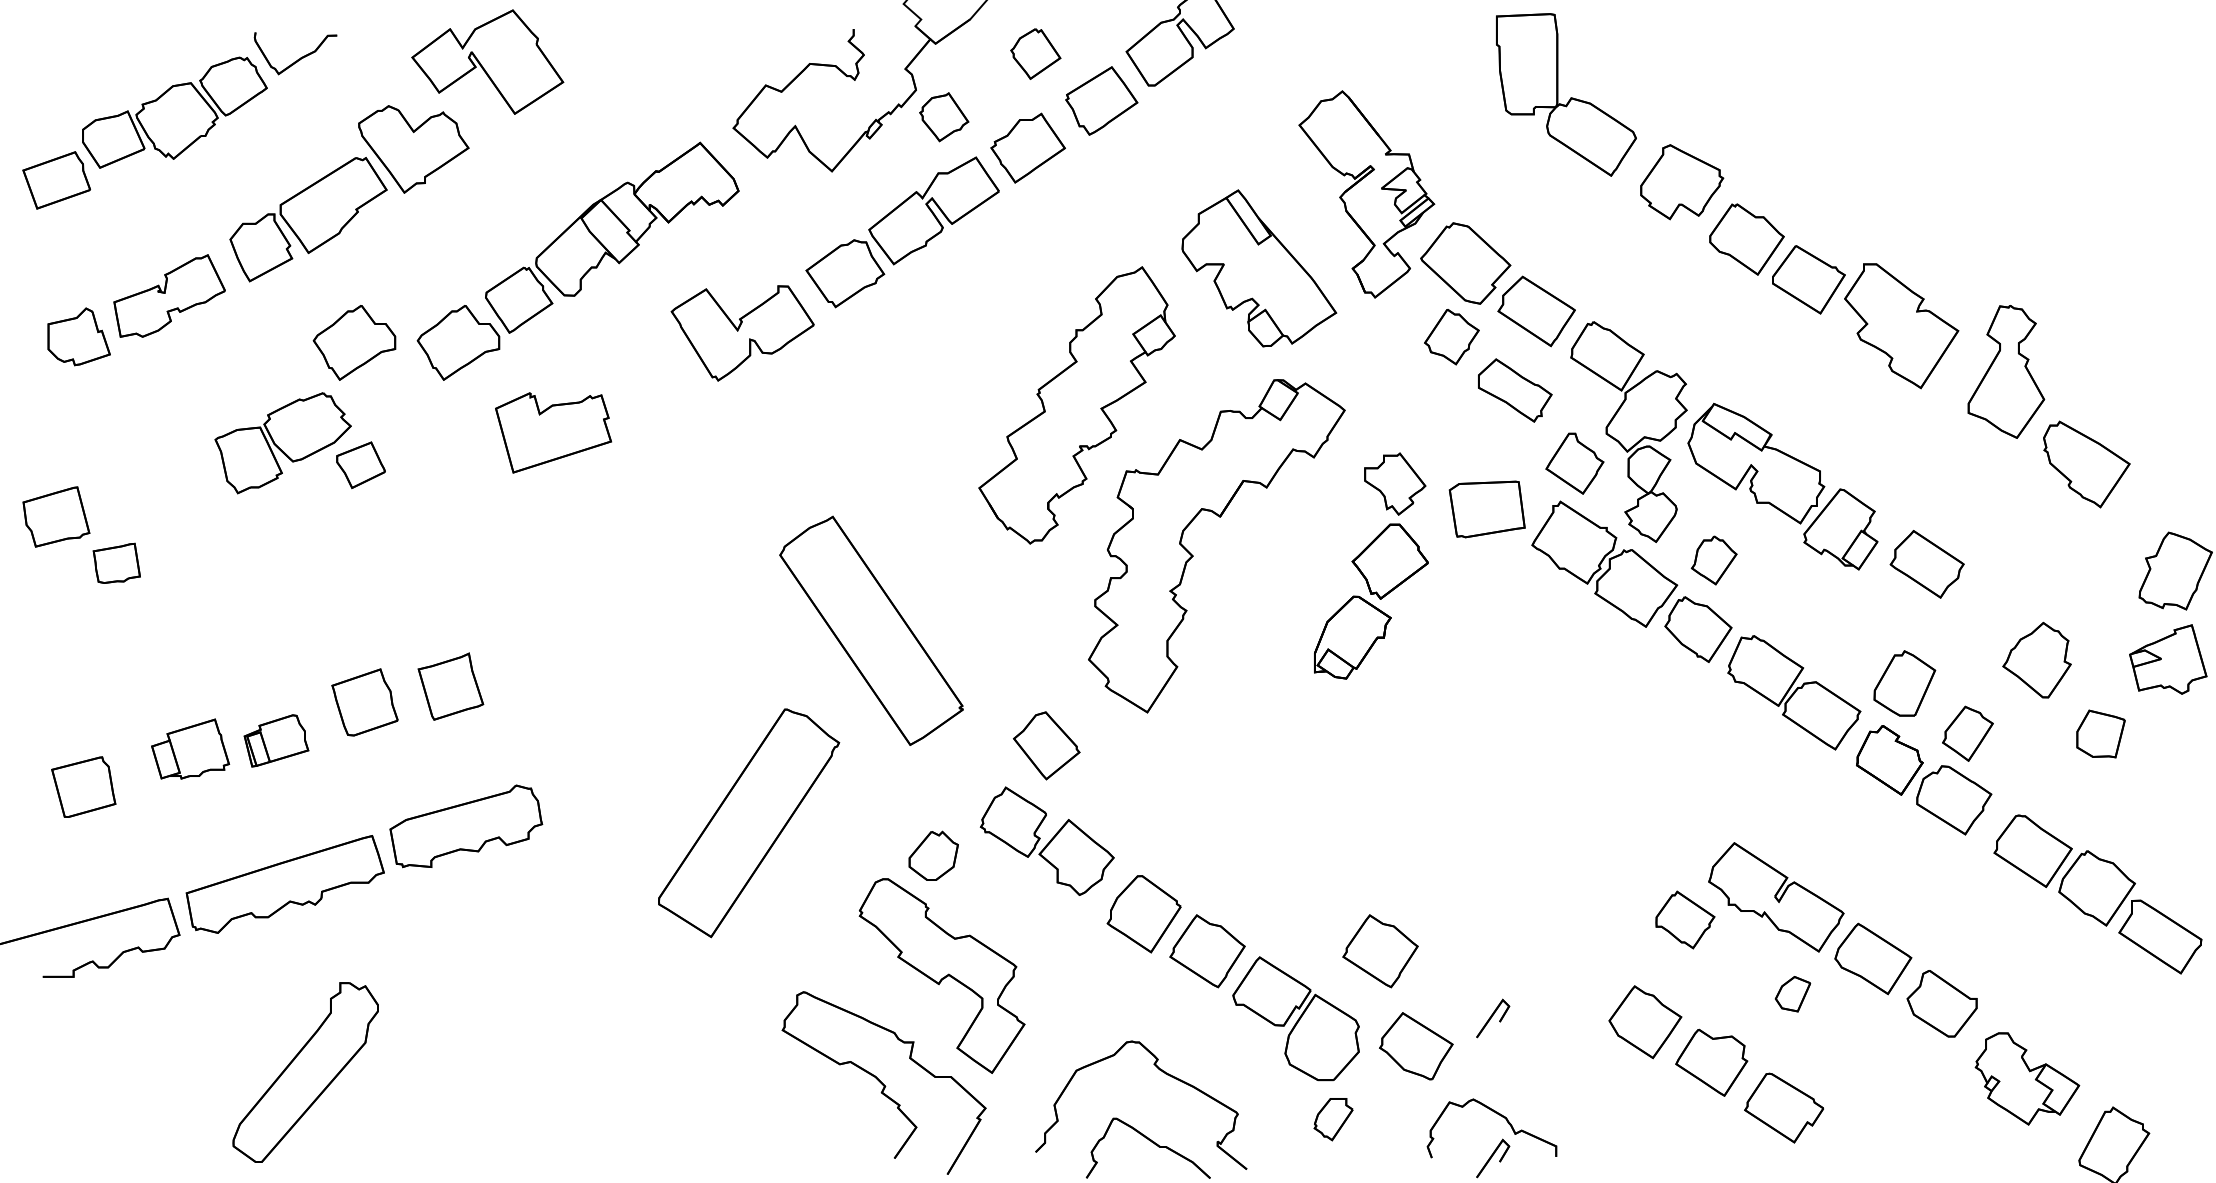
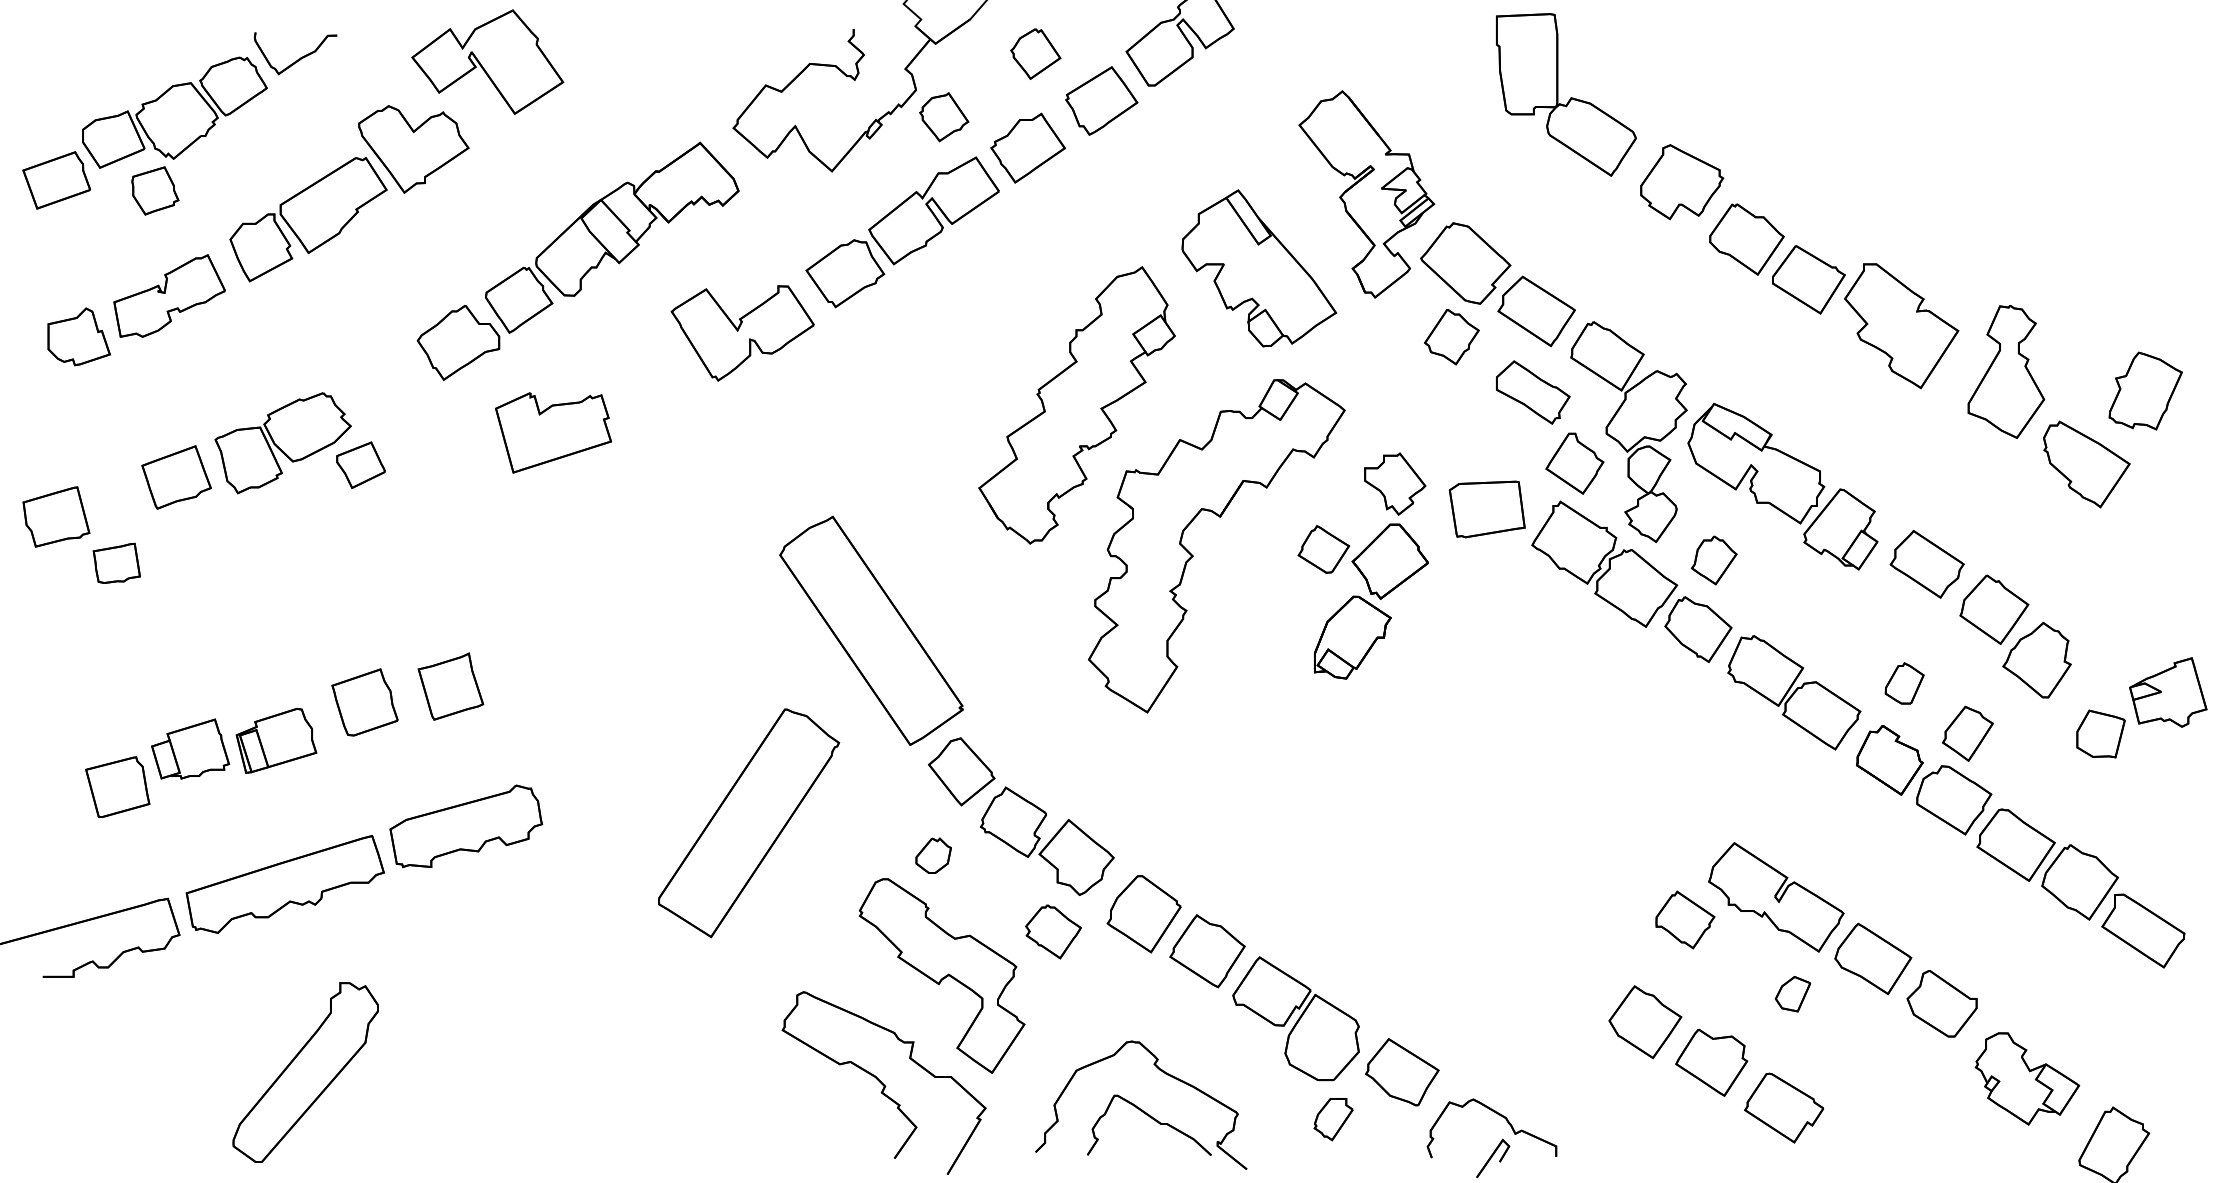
part: none -> present (155, 190)
part: present -> none (354, 342)
part position: (1515, 390) -> (1533, 392) (1533, 392)
part: none -> present (176, 477)
part: none -> present (1323, 549)
part position: (2175, 570) -> (2145, 390) (2145, 390)
part: none -> present (1994, 609)
part position: (2168, 659) -> (2168, 692) (2168, 692)
part size: 64x67 px -> 41x43 px (1904, 683)
part size: 67x54 px -> 83x66 px (276, 740)
part position: (1046, 745) -> (961, 771) (961, 771)
part position: (83, 786) -> (117, 786) (117, 786)
part size: 51x51 px -> 37x37 px (933, 855)
part position: (2097, 894) -> (2080, 888) (2080, 888)
part: none -> present (1053, 931)
part: present -> none (1380, 951)
part: present -> none (1493, 1018)
part position: (1416, 1046) -> (1402, 1072) (1402, 1072)
part position: (1151, 1142) -> (1152, 1119) (1152, 1119)
